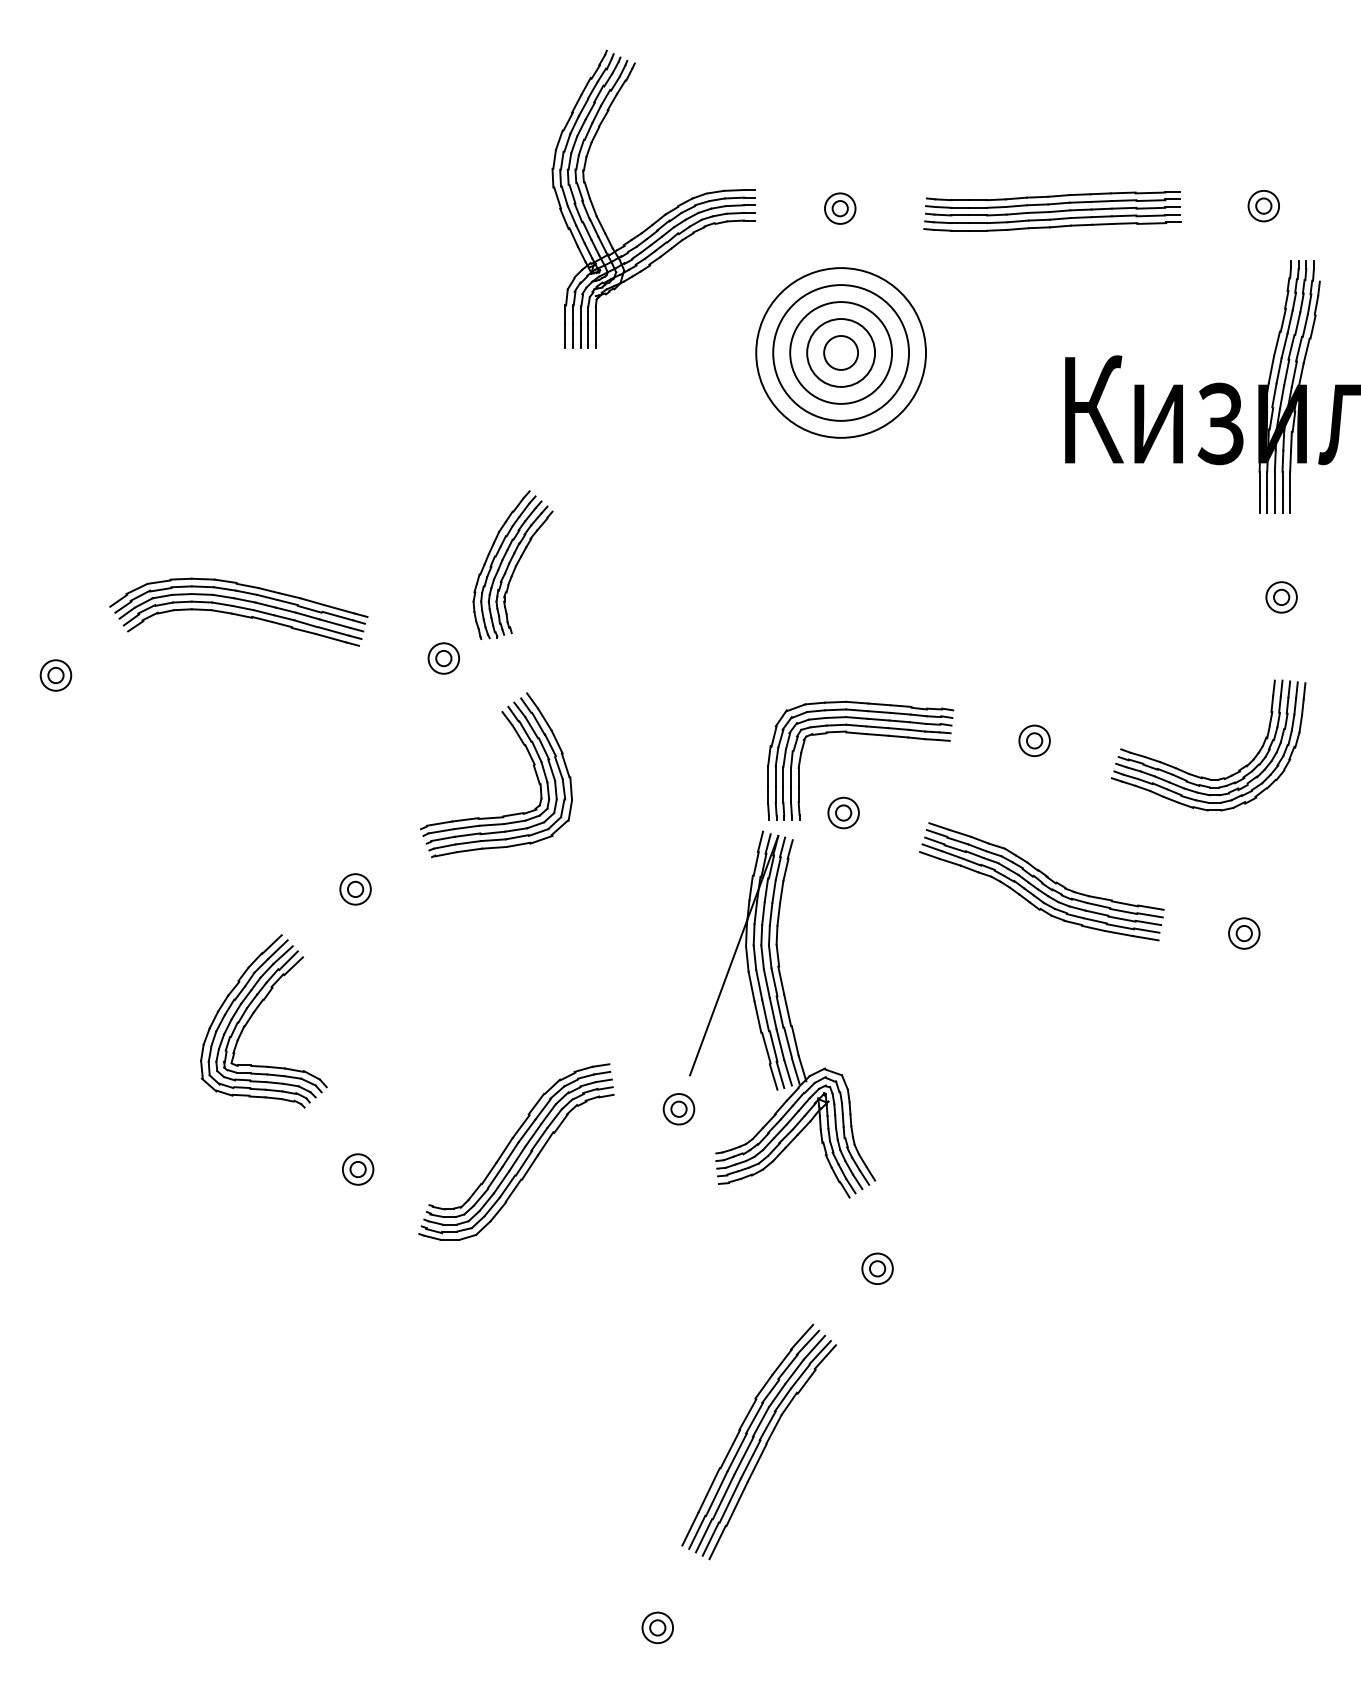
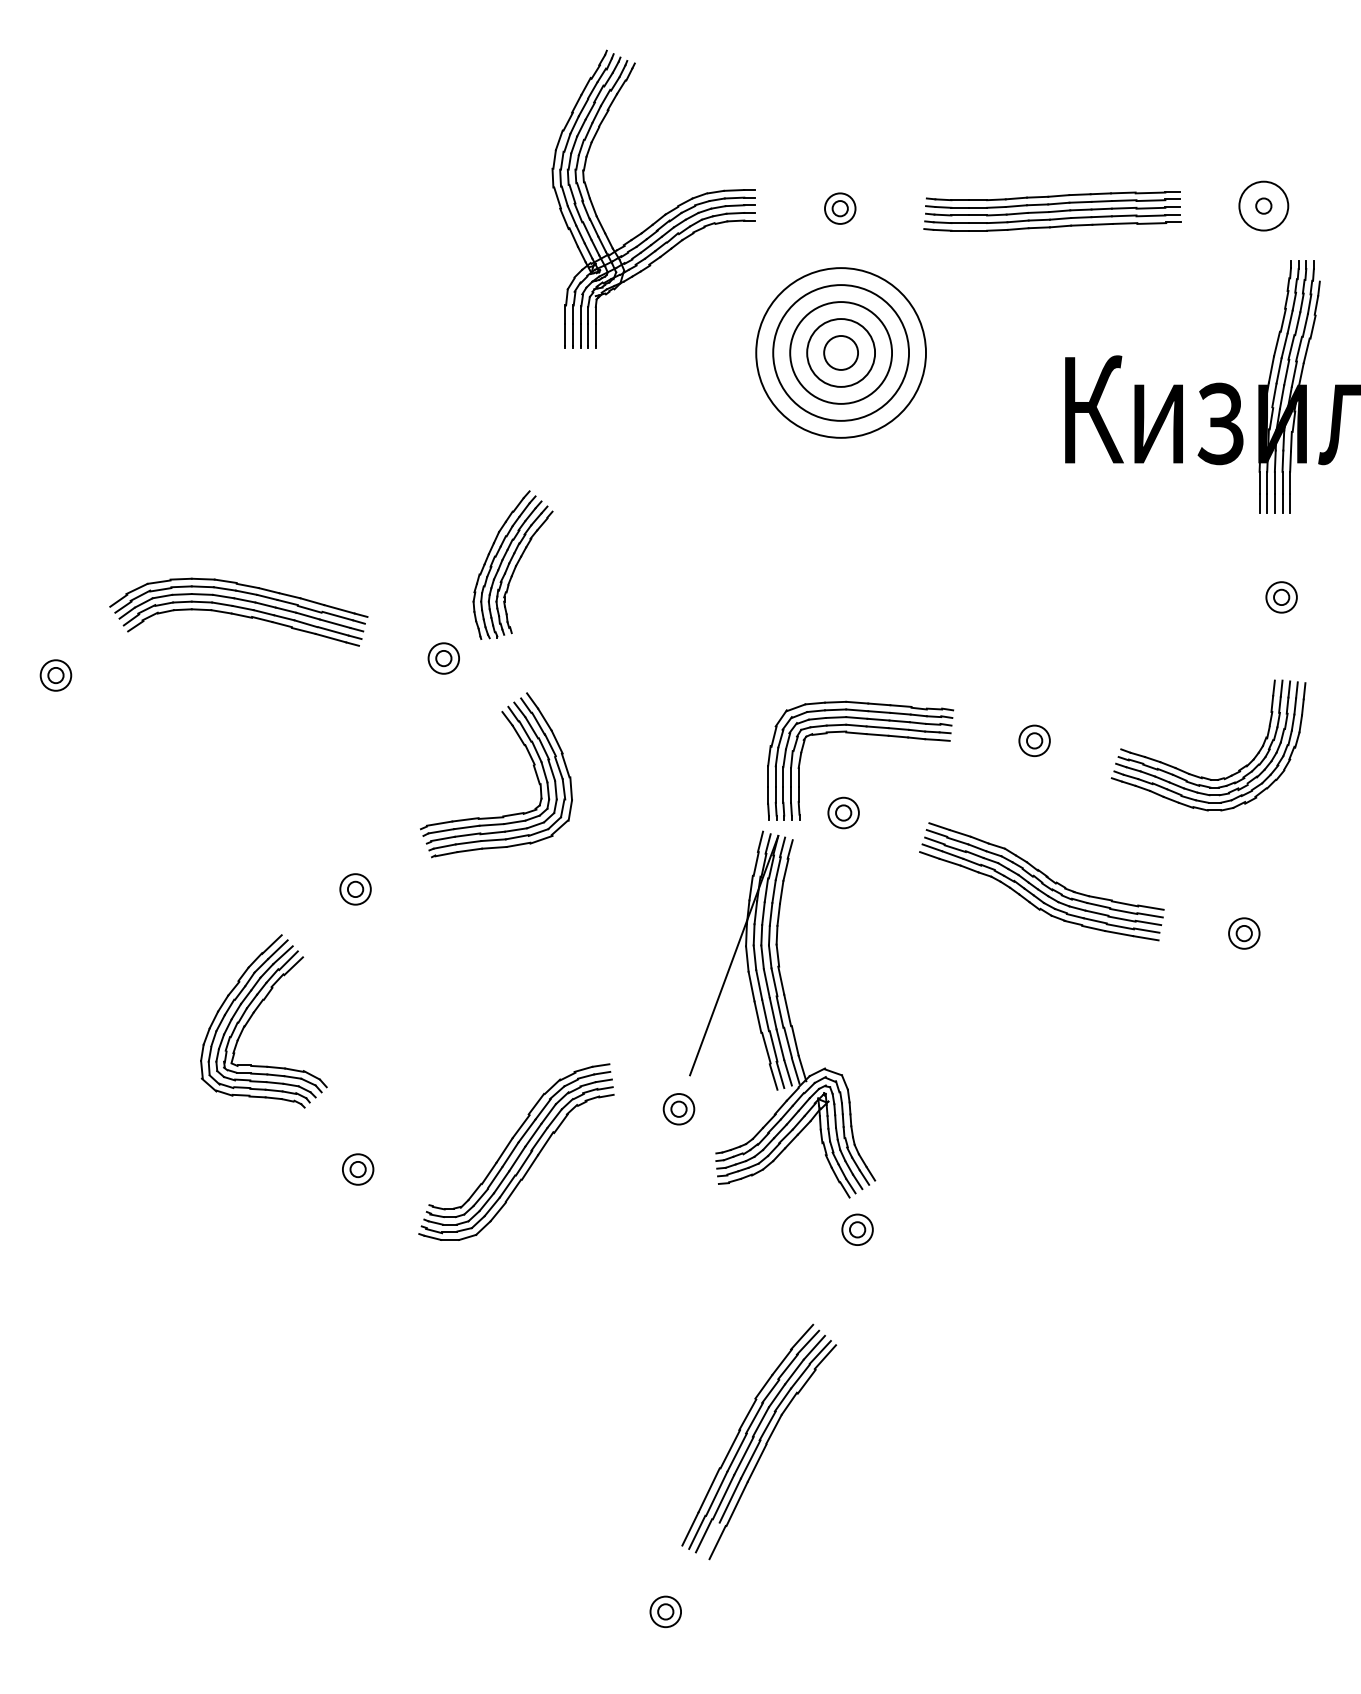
circle diameter: 31 px -> 49 px (1263, 205)
part position: (877, 1268) -> (857, 1229) (857, 1229)
line: present -> none (710, 1538)
part position: (657, 1627) -> (665, 1611) (665, 1611)
